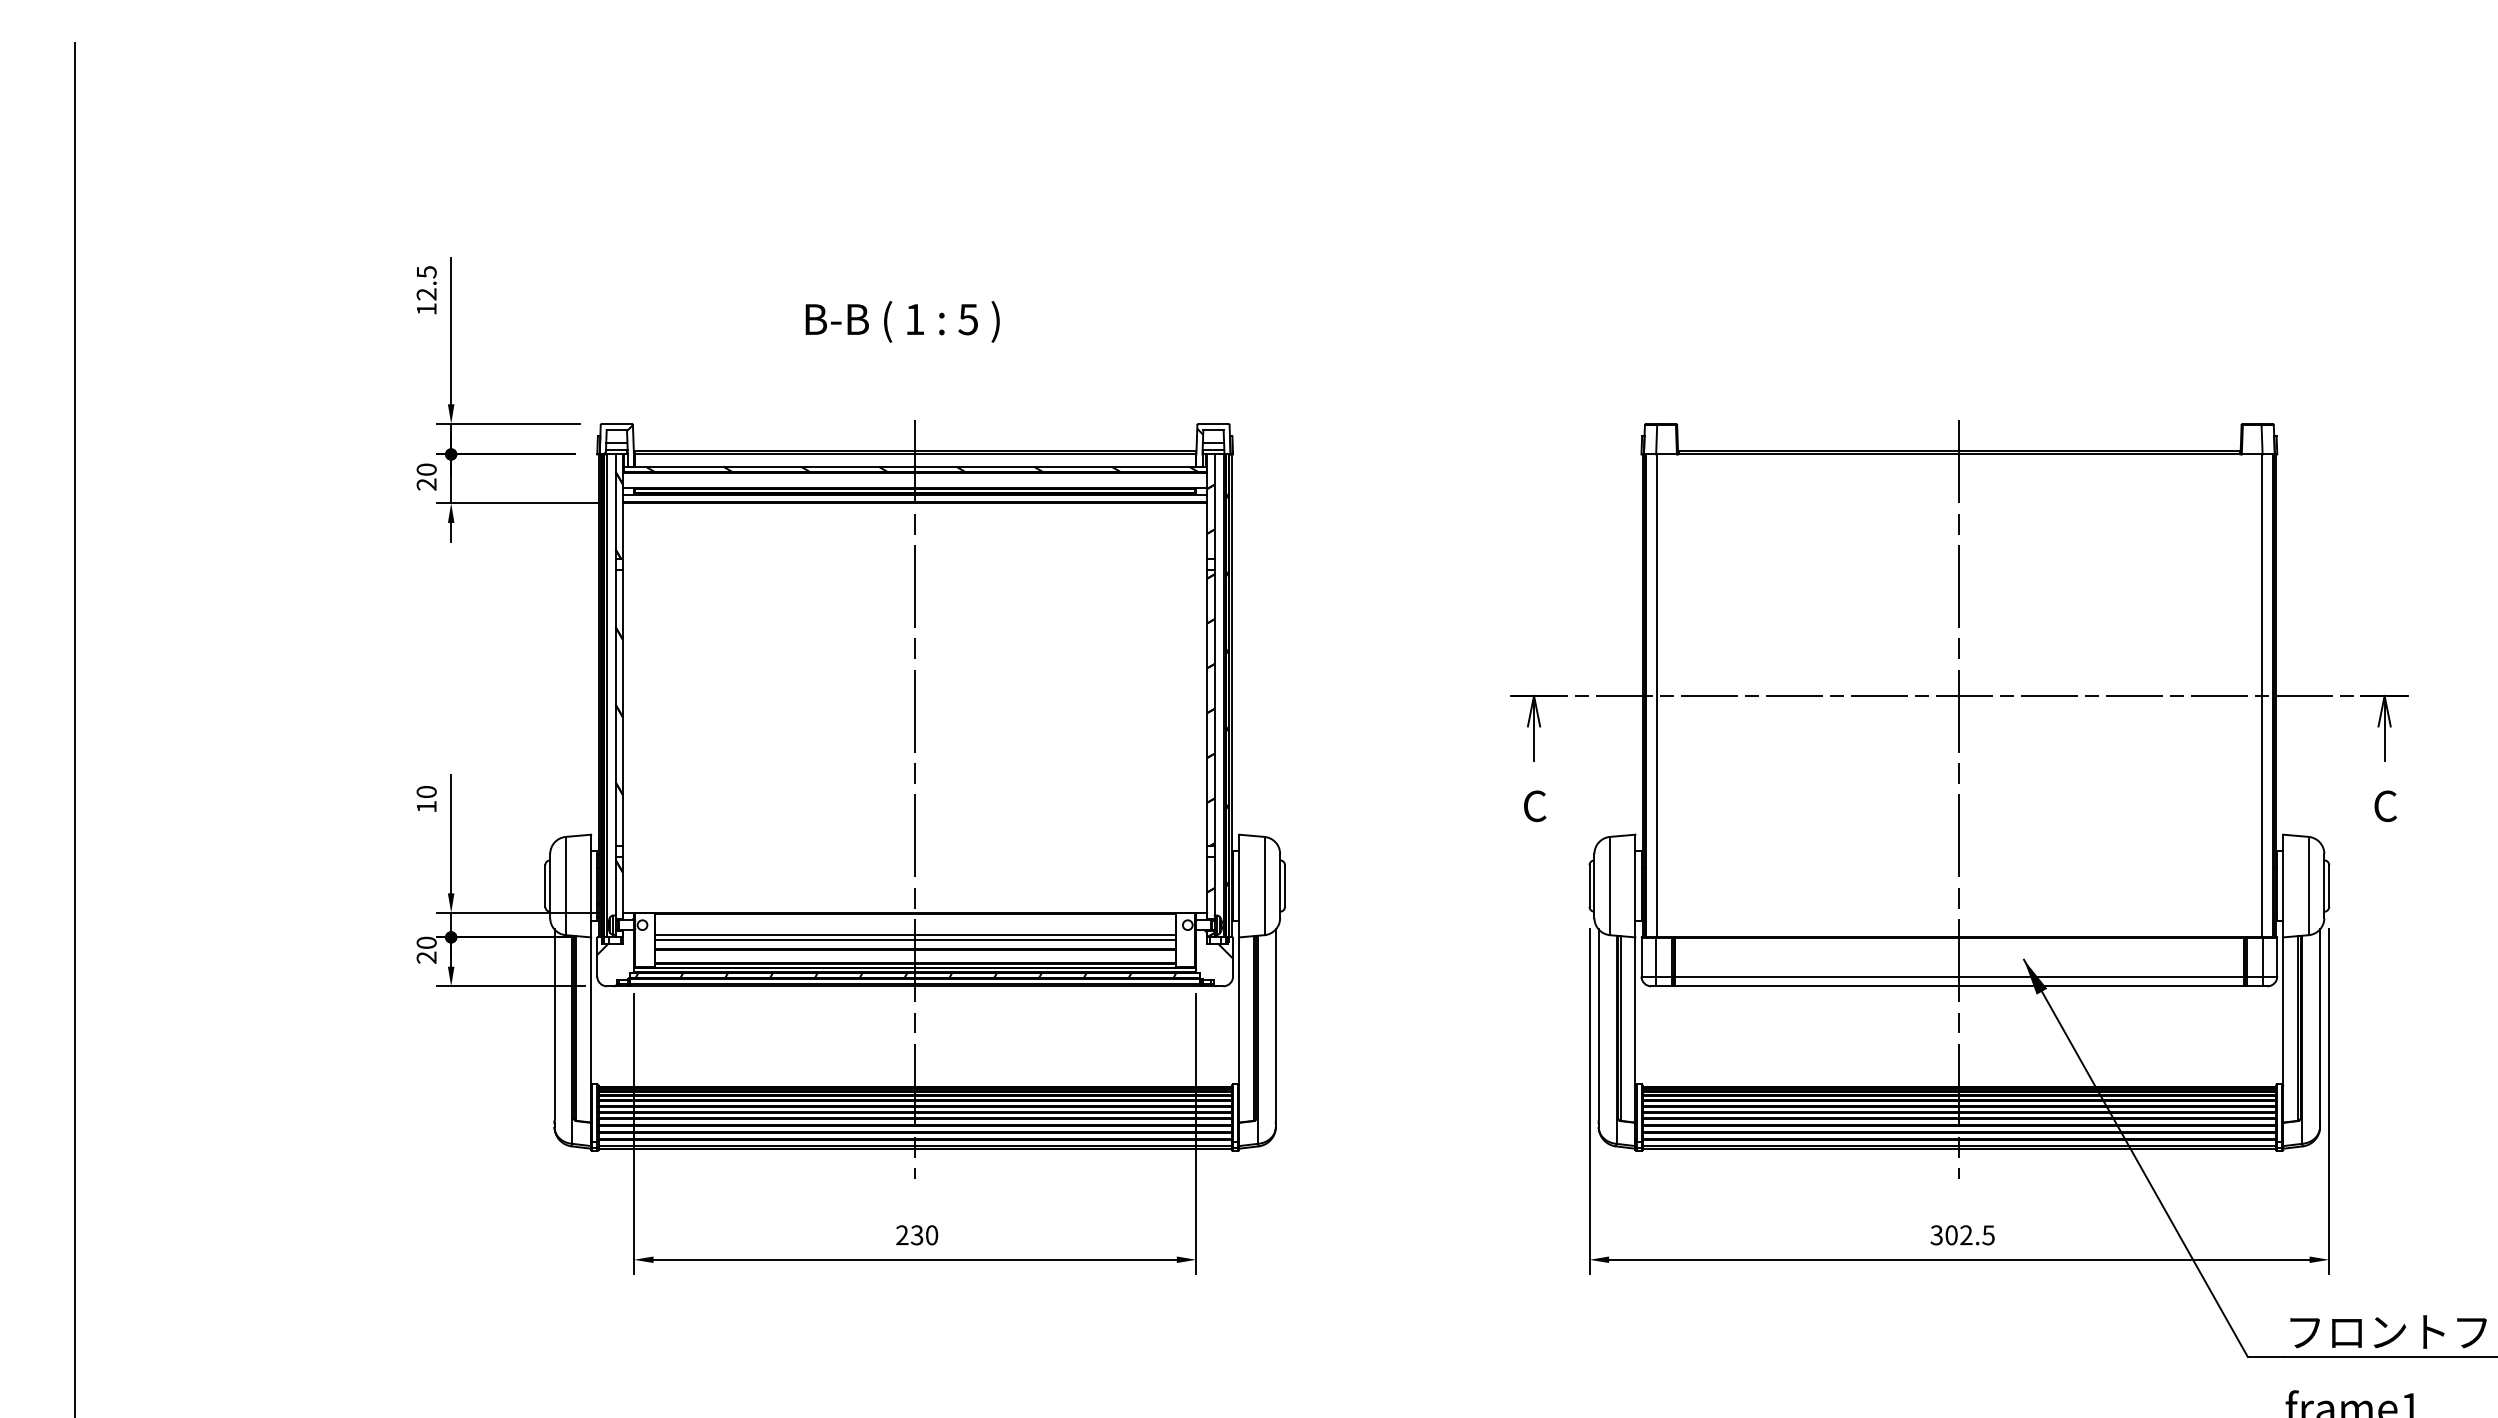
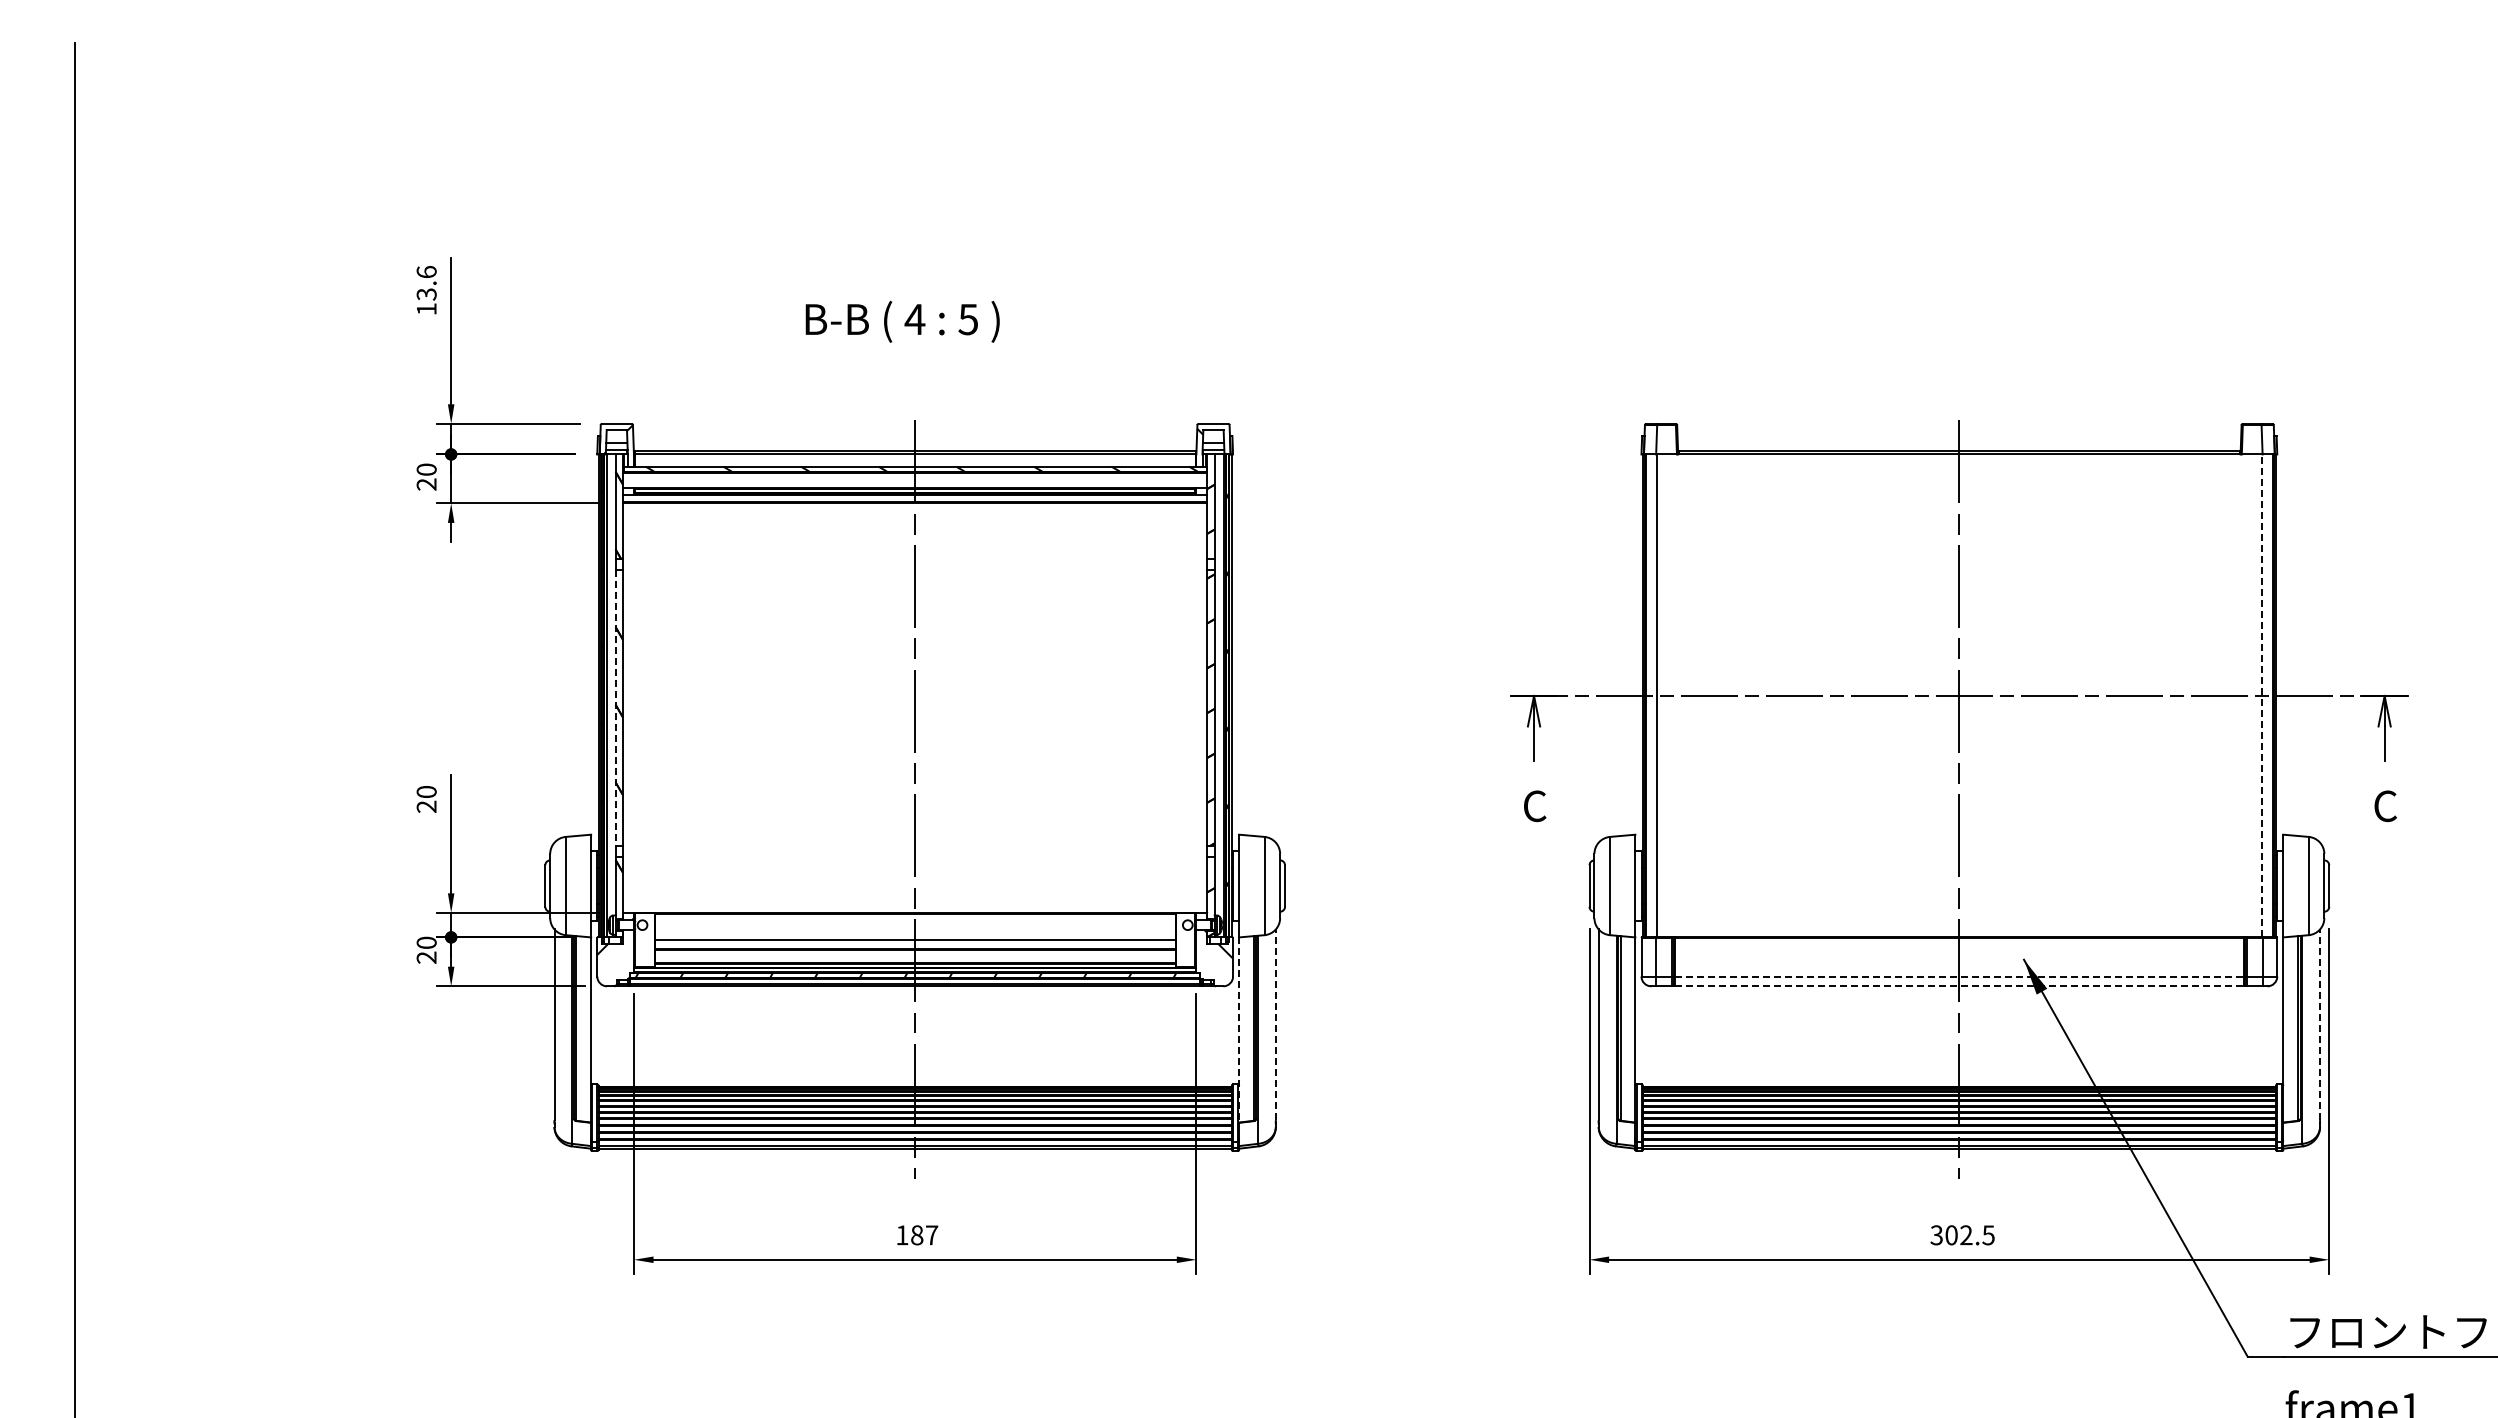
text: 12.5 -> 13.6 (426, 283)
text: 1 -> 4 (914, 319)
line: solid -> dashed (2261, 695)
line: solid -> dashed (615, 708)
text: 10 -> 20 (426, 806)
line: present -> none (914, 934)
line: solid -> dashed (1959, 976)
line: solid -> dashed (1959, 986)
line: solid -> dashed (1275, 1024)
line: solid -> dashed (2320, 1024)
line: solid -> dashed (1239, 1029)
text: 230 -> 187 (917, 1235)
